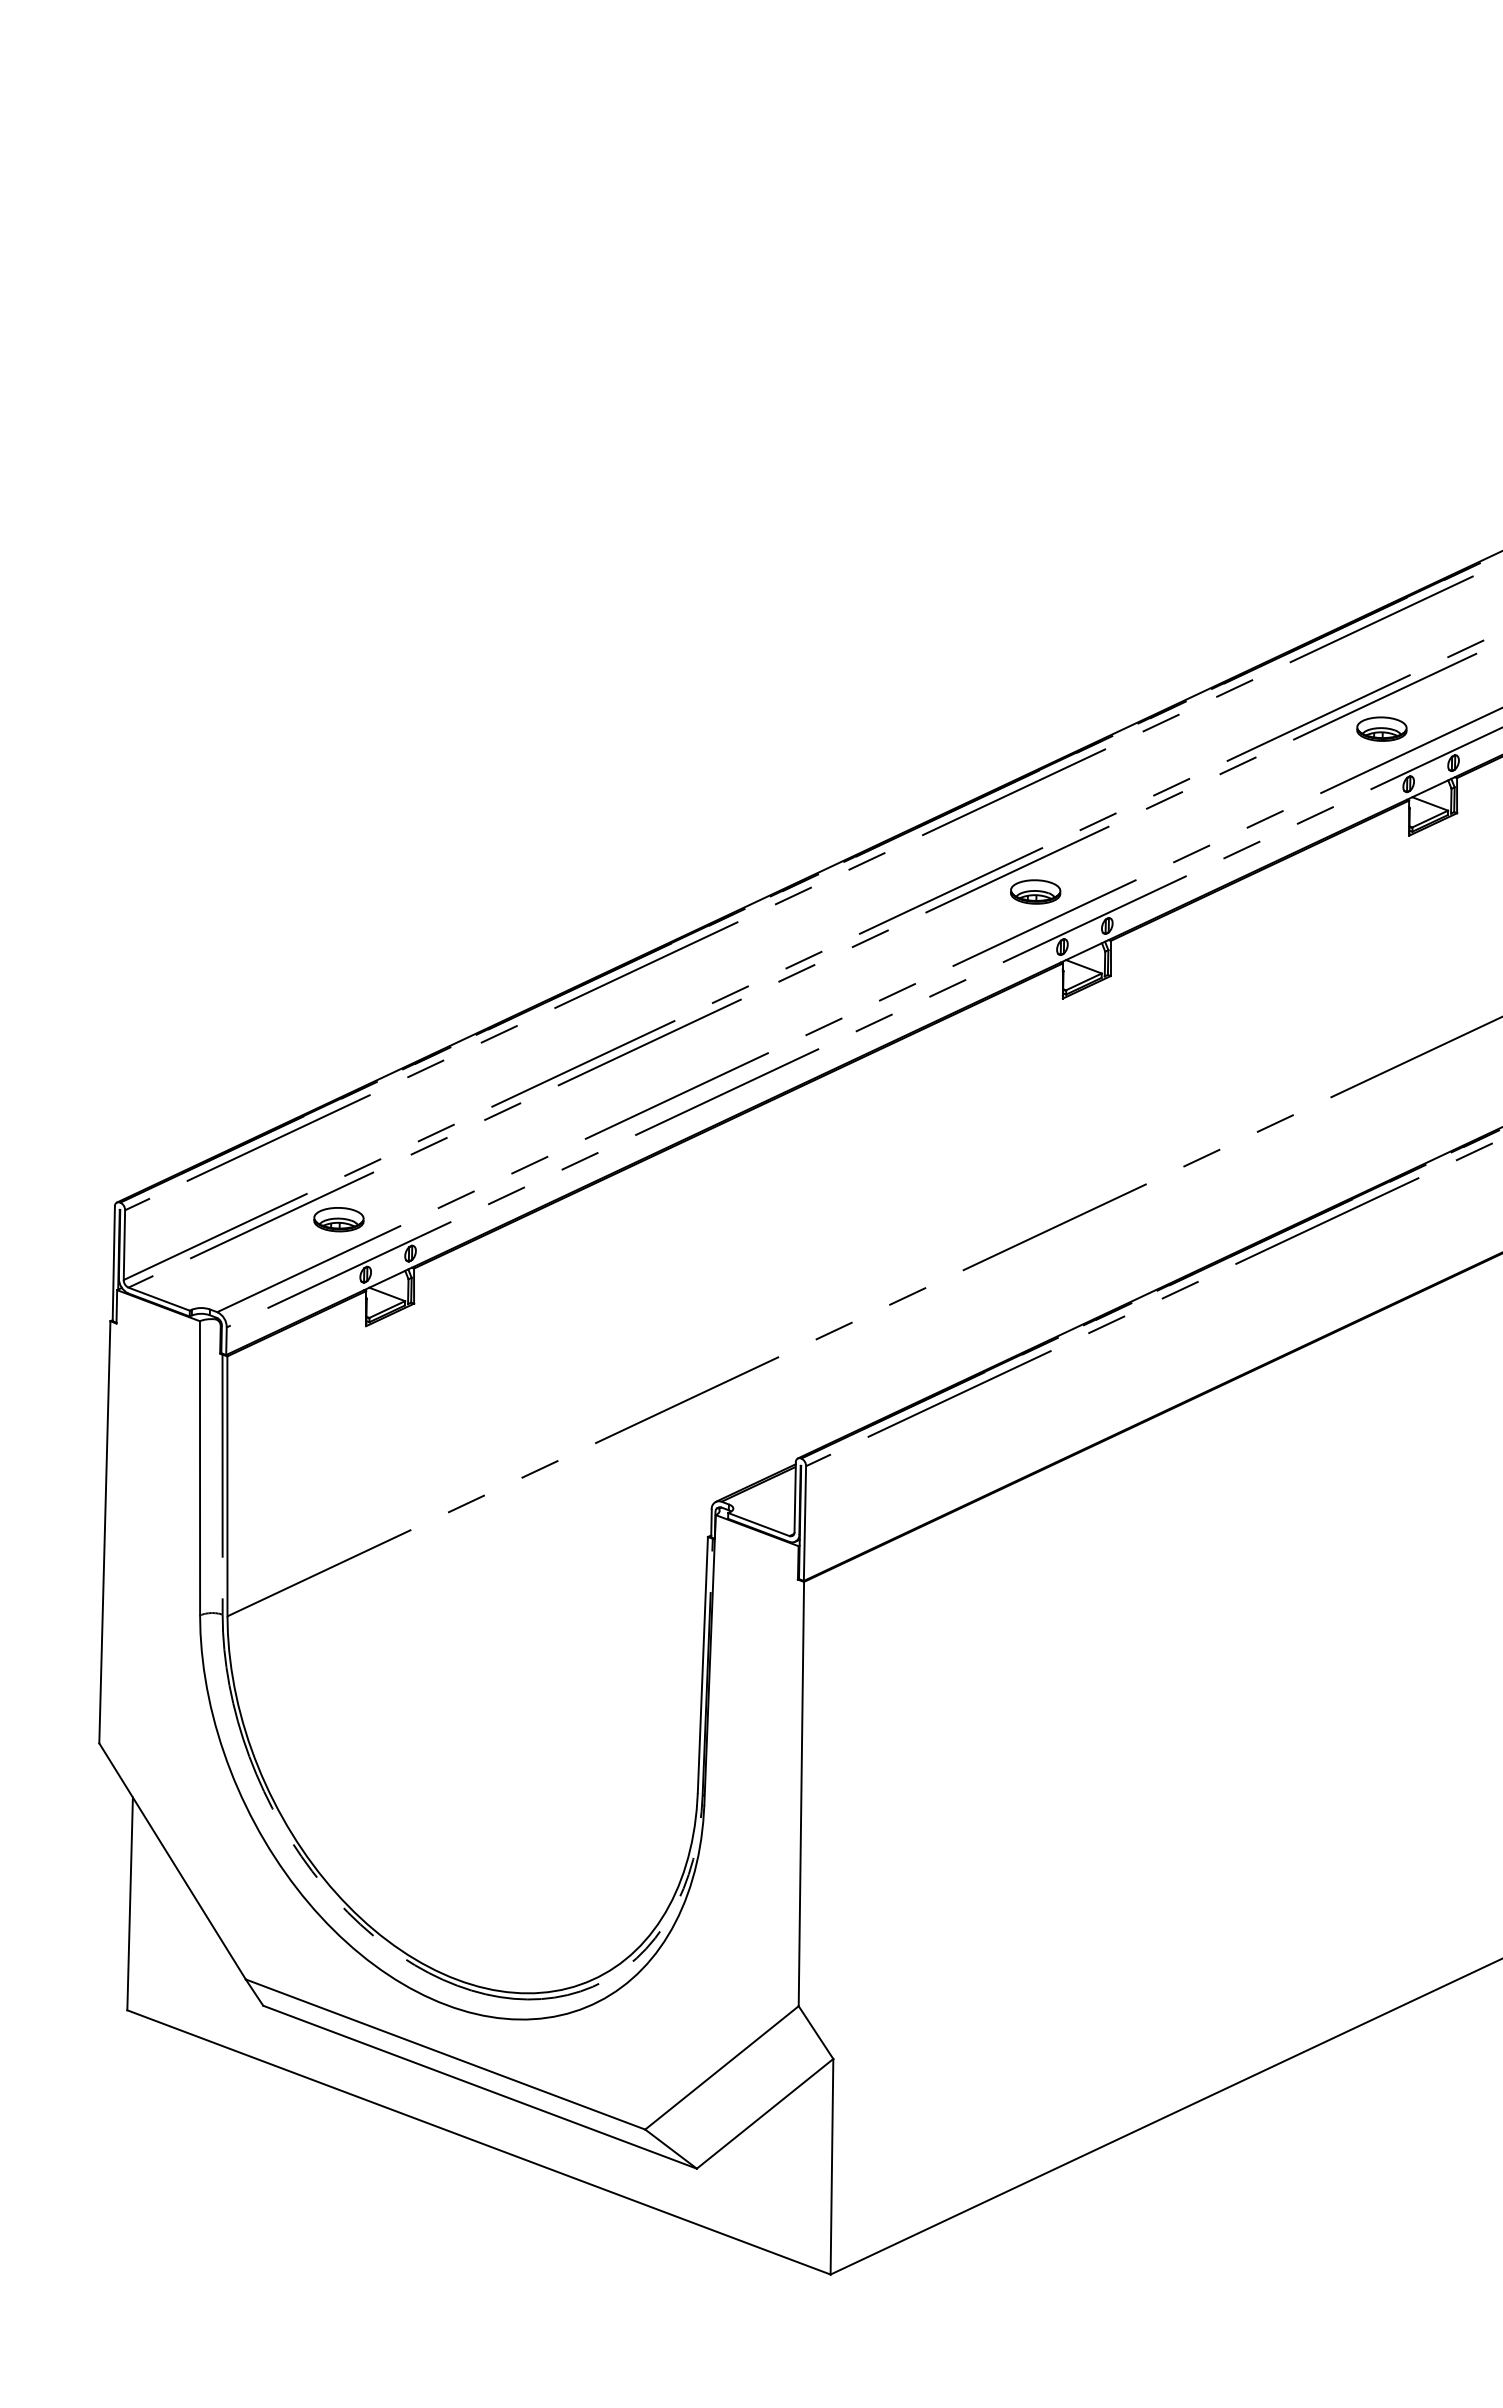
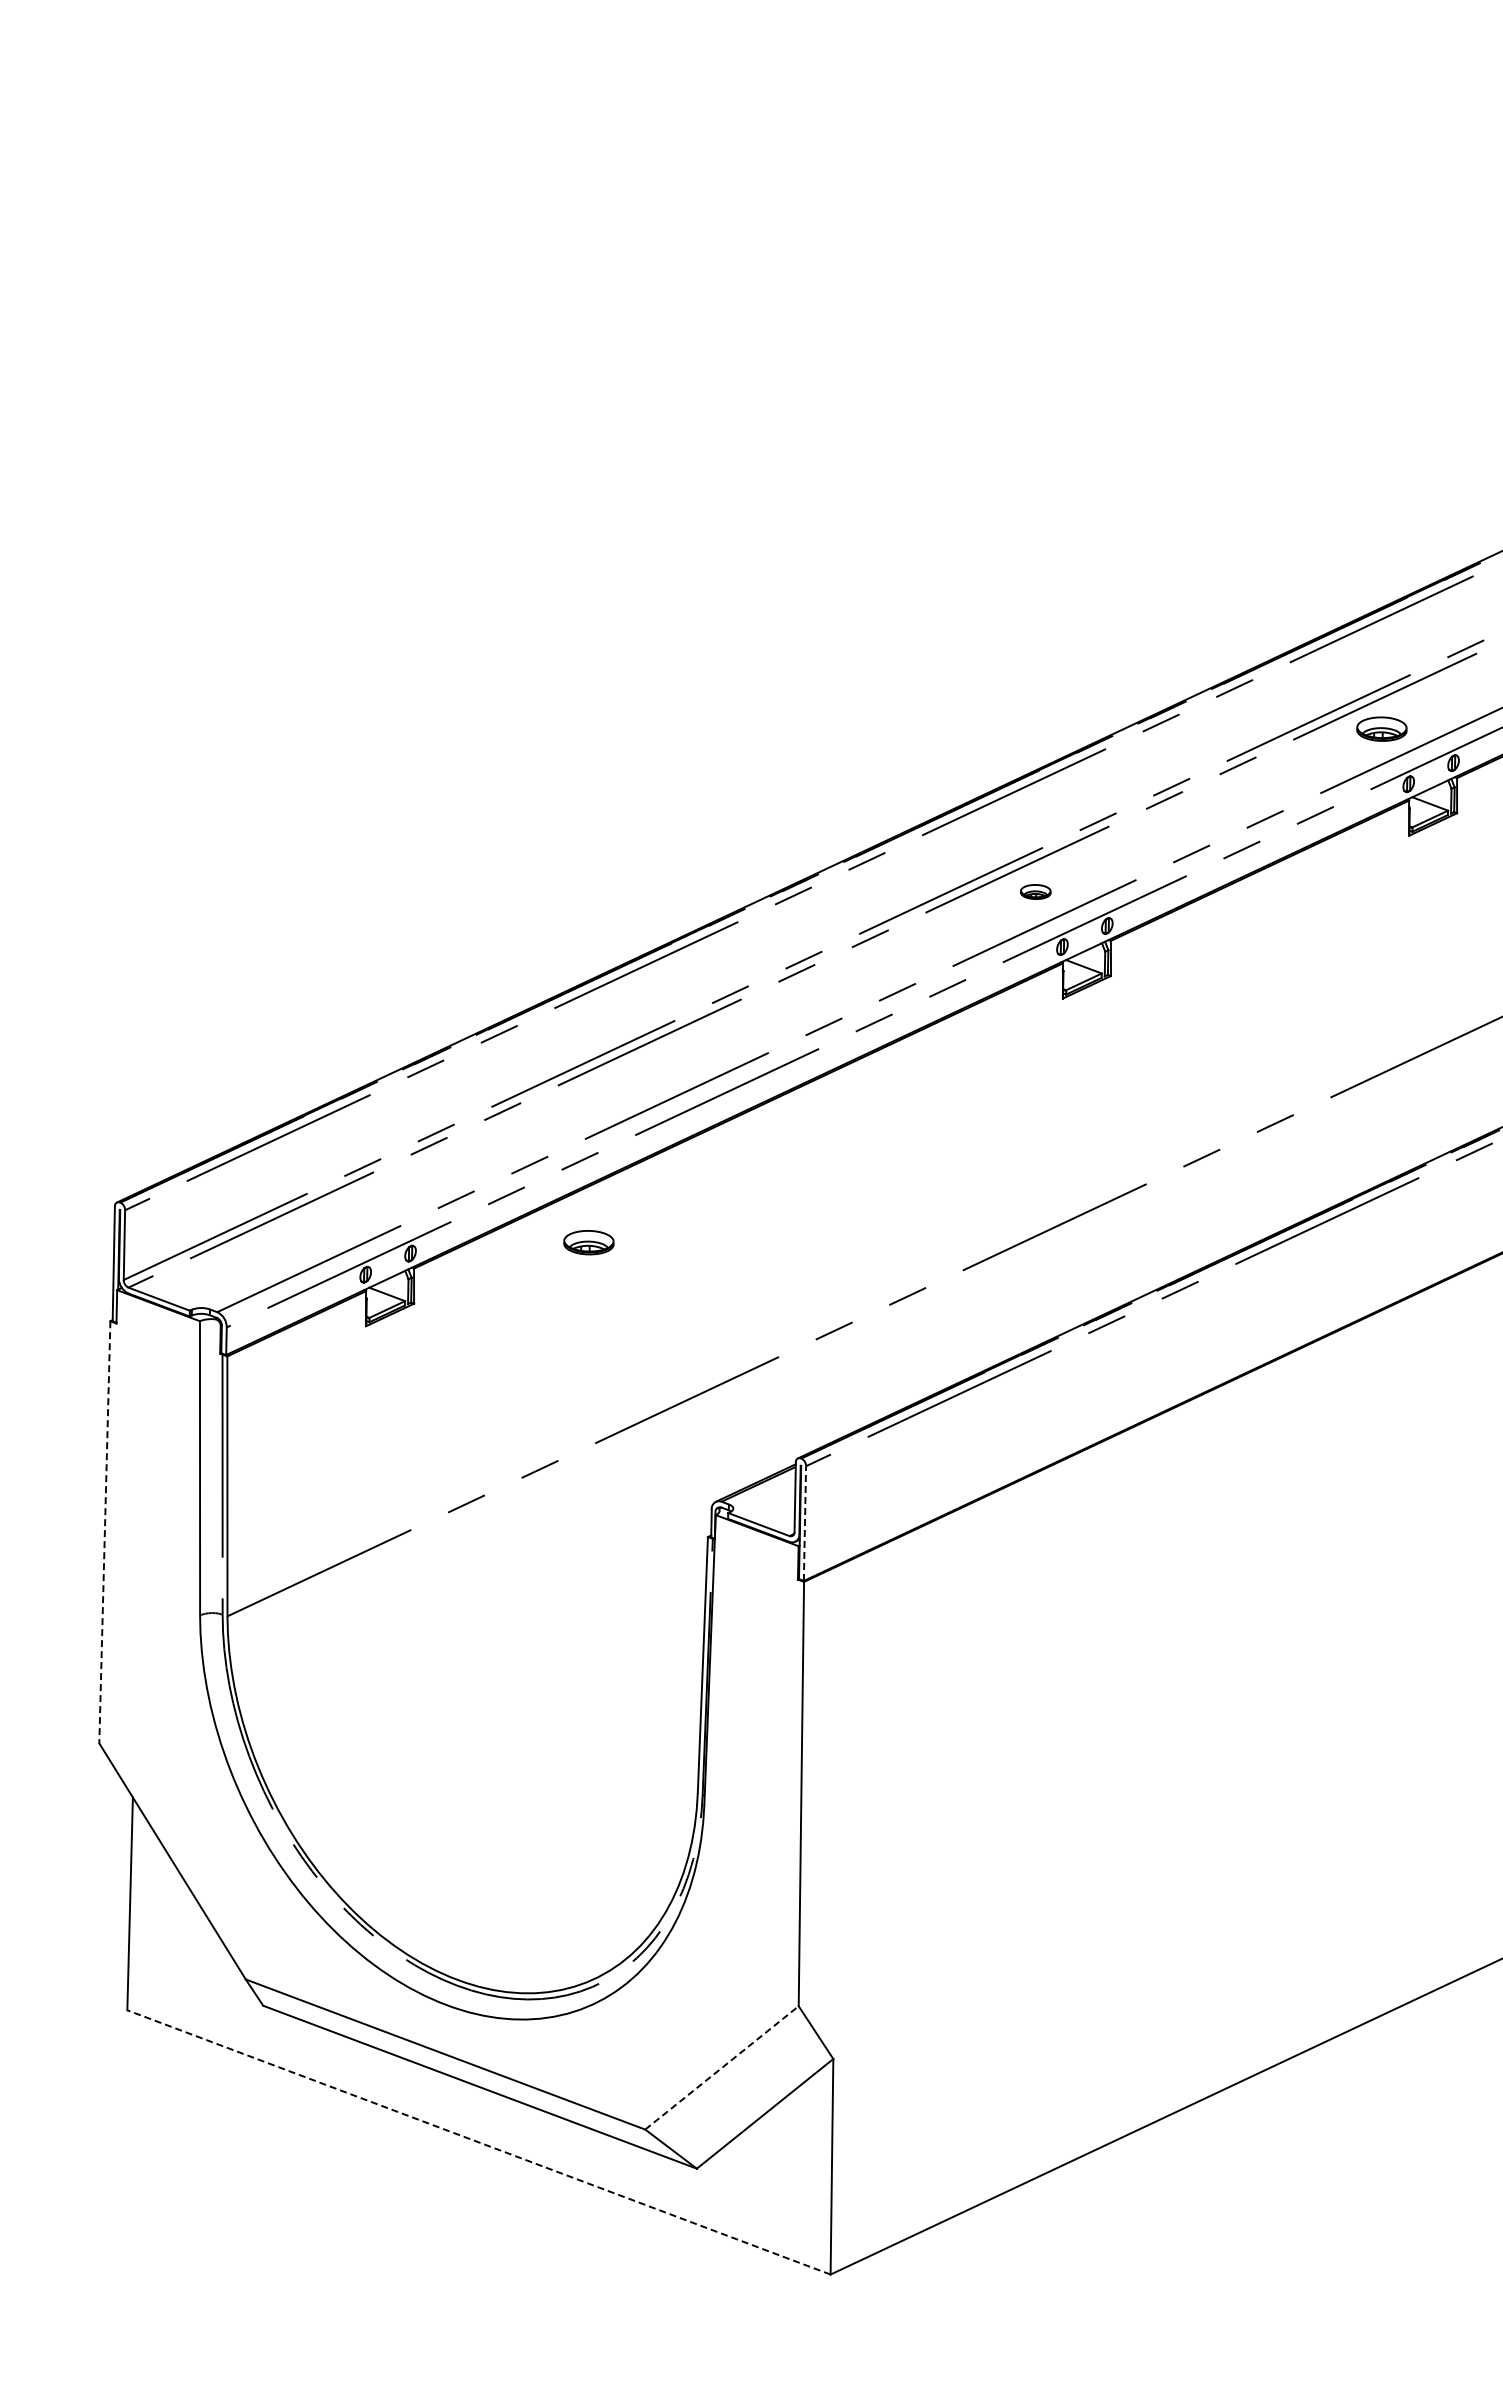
part size: 52x26 px -> 32x16 px (1035, 891)
part position: (338, 1219) -> (588, 1242) (588, 1242)
line: solid -> dashed (804, 1523)
line: solid -> dashed (104, 1532)
line: solid -> dashed (722, 2067)
line: solid -> dashed (478, 2142)
